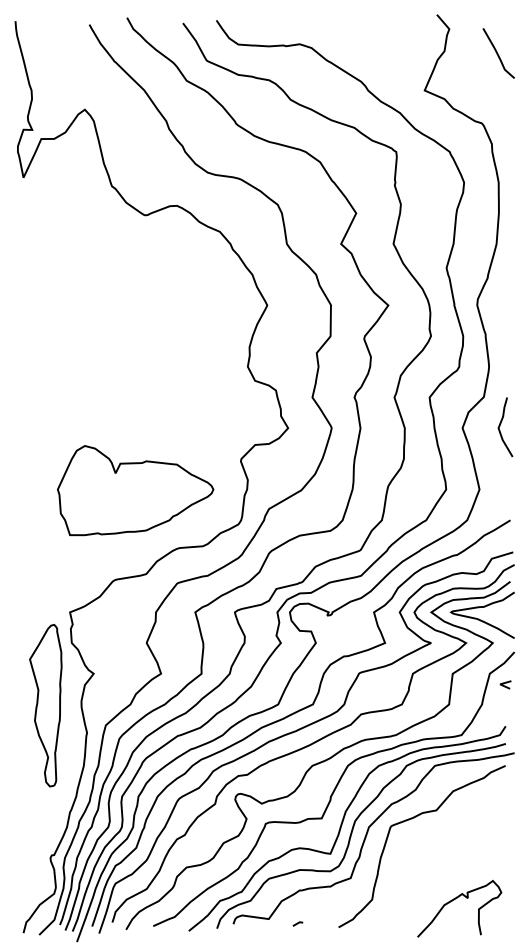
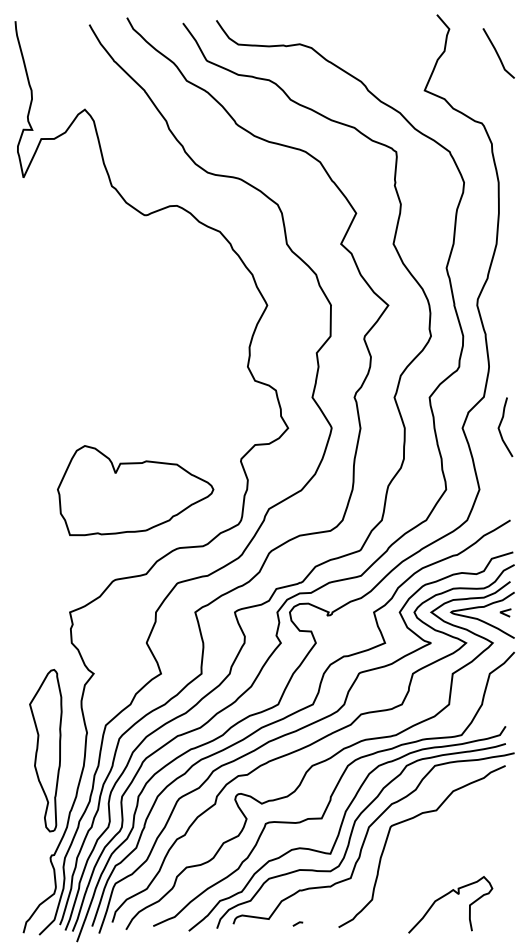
line position: (505, 683) -> (505, 611) (505, 611)
part position: (45, 705) -> (45, 750) (45, 750)
curve position: (454, 900) -> (445, 896) (445, 896)
